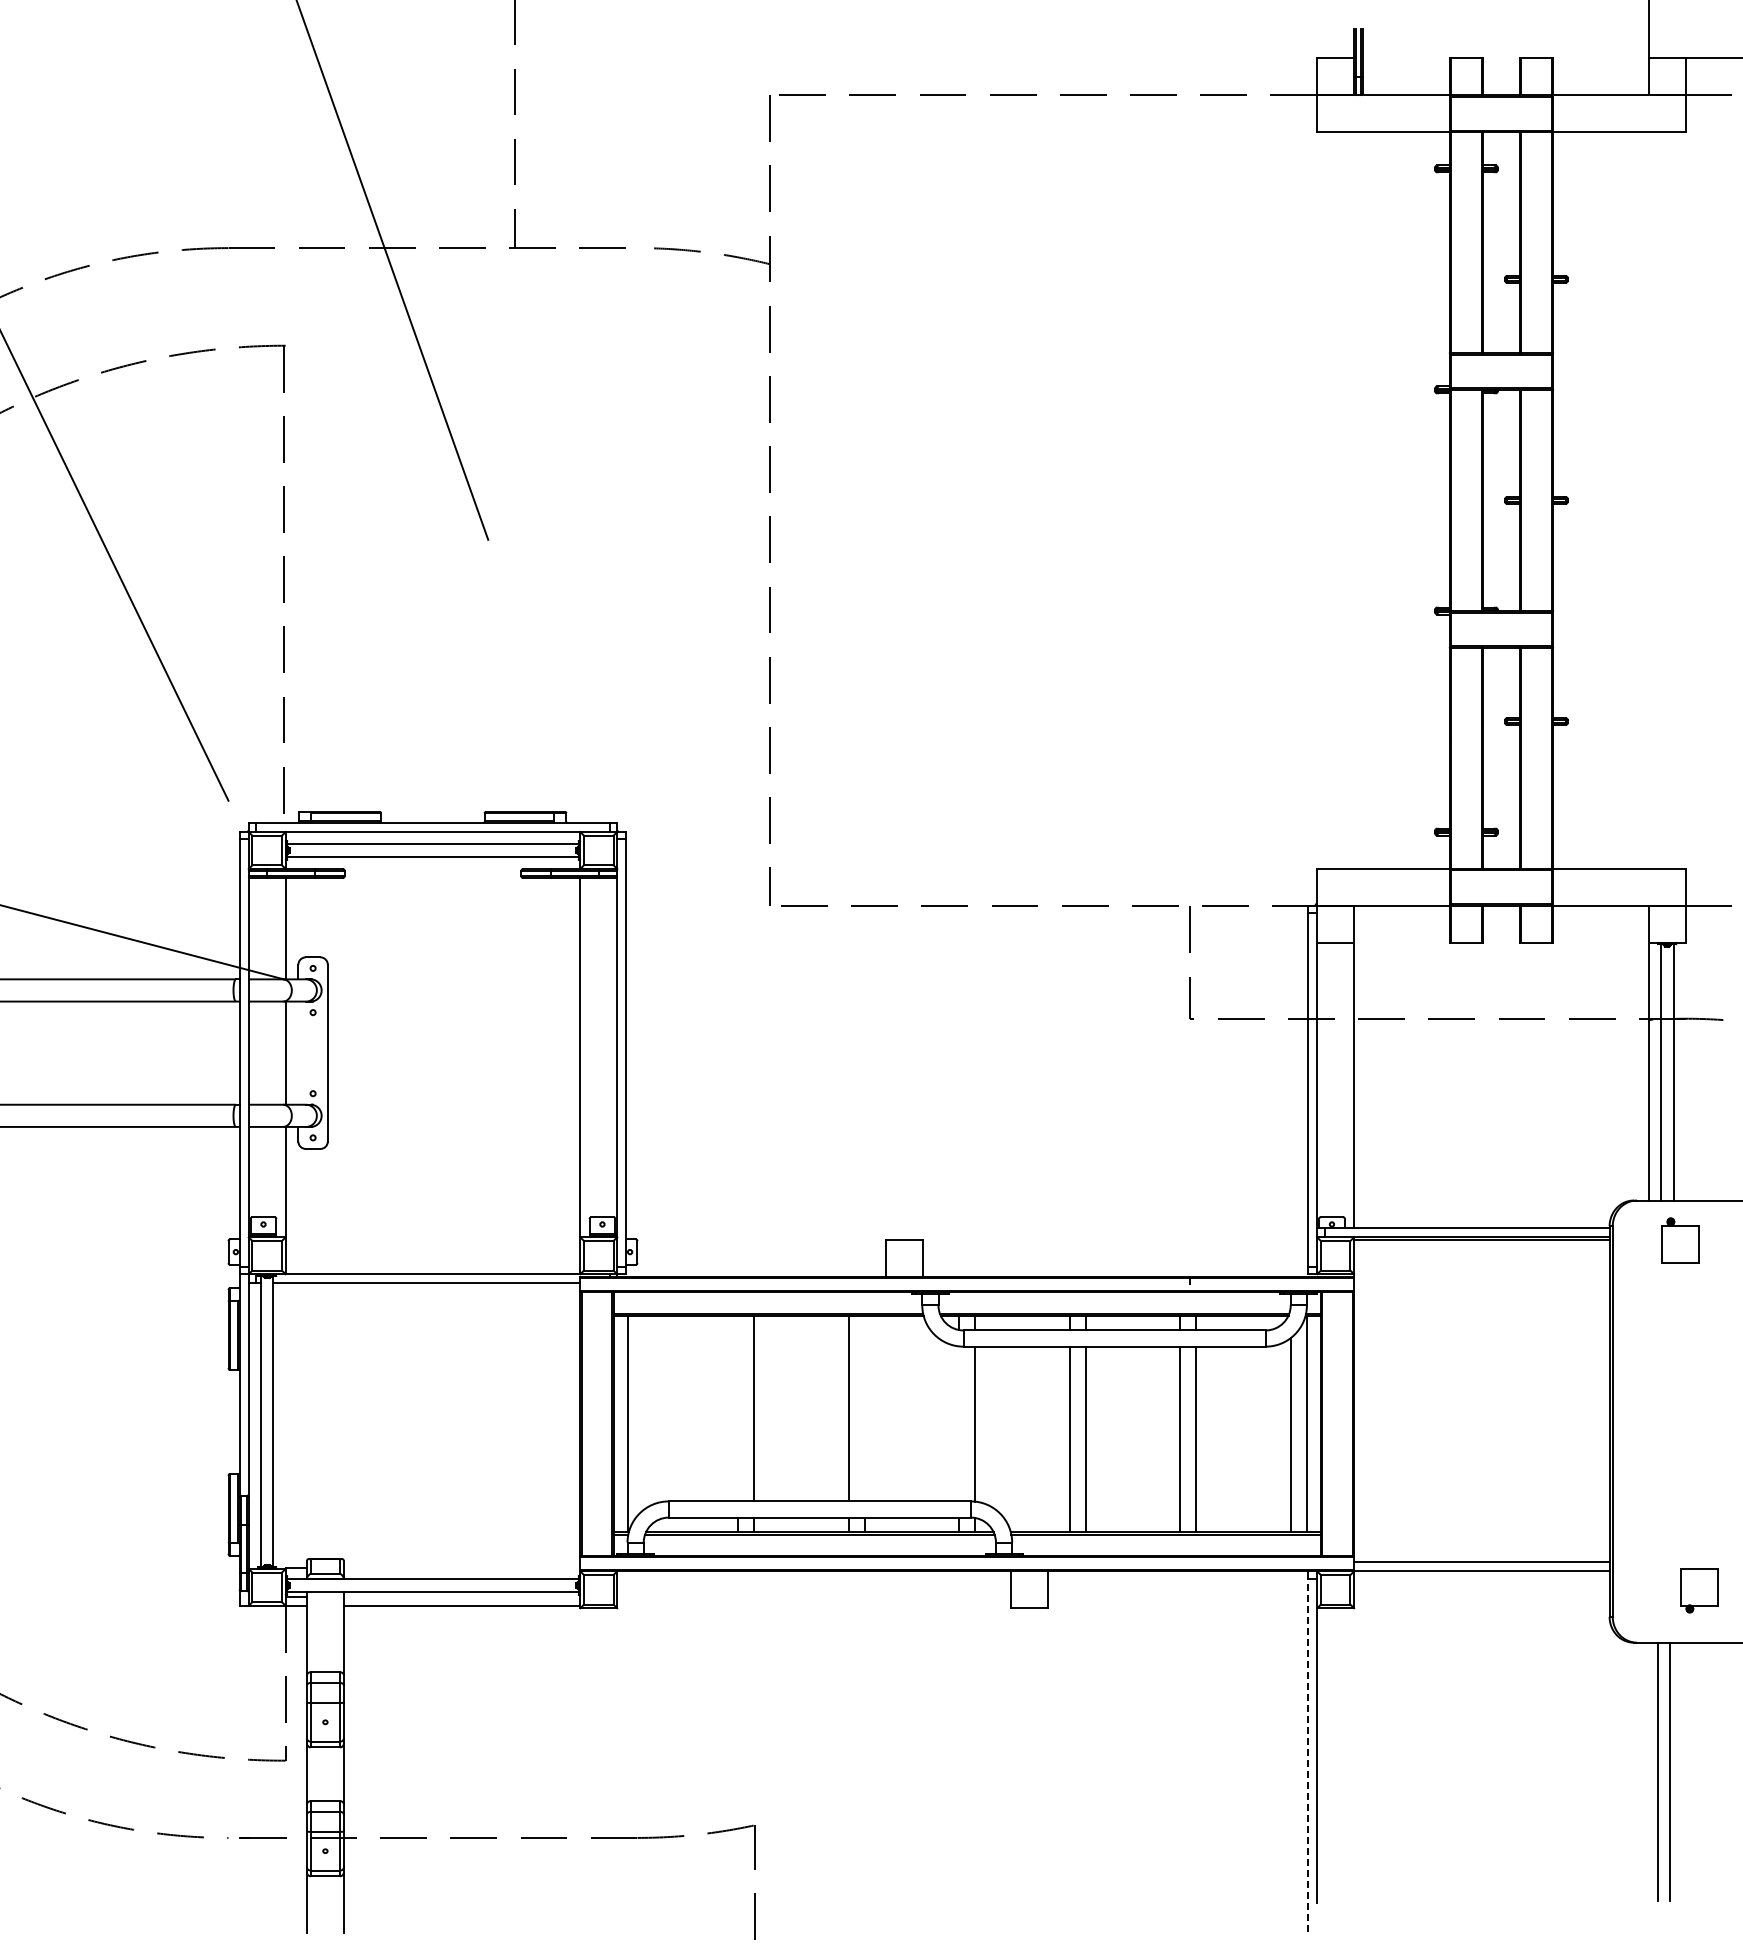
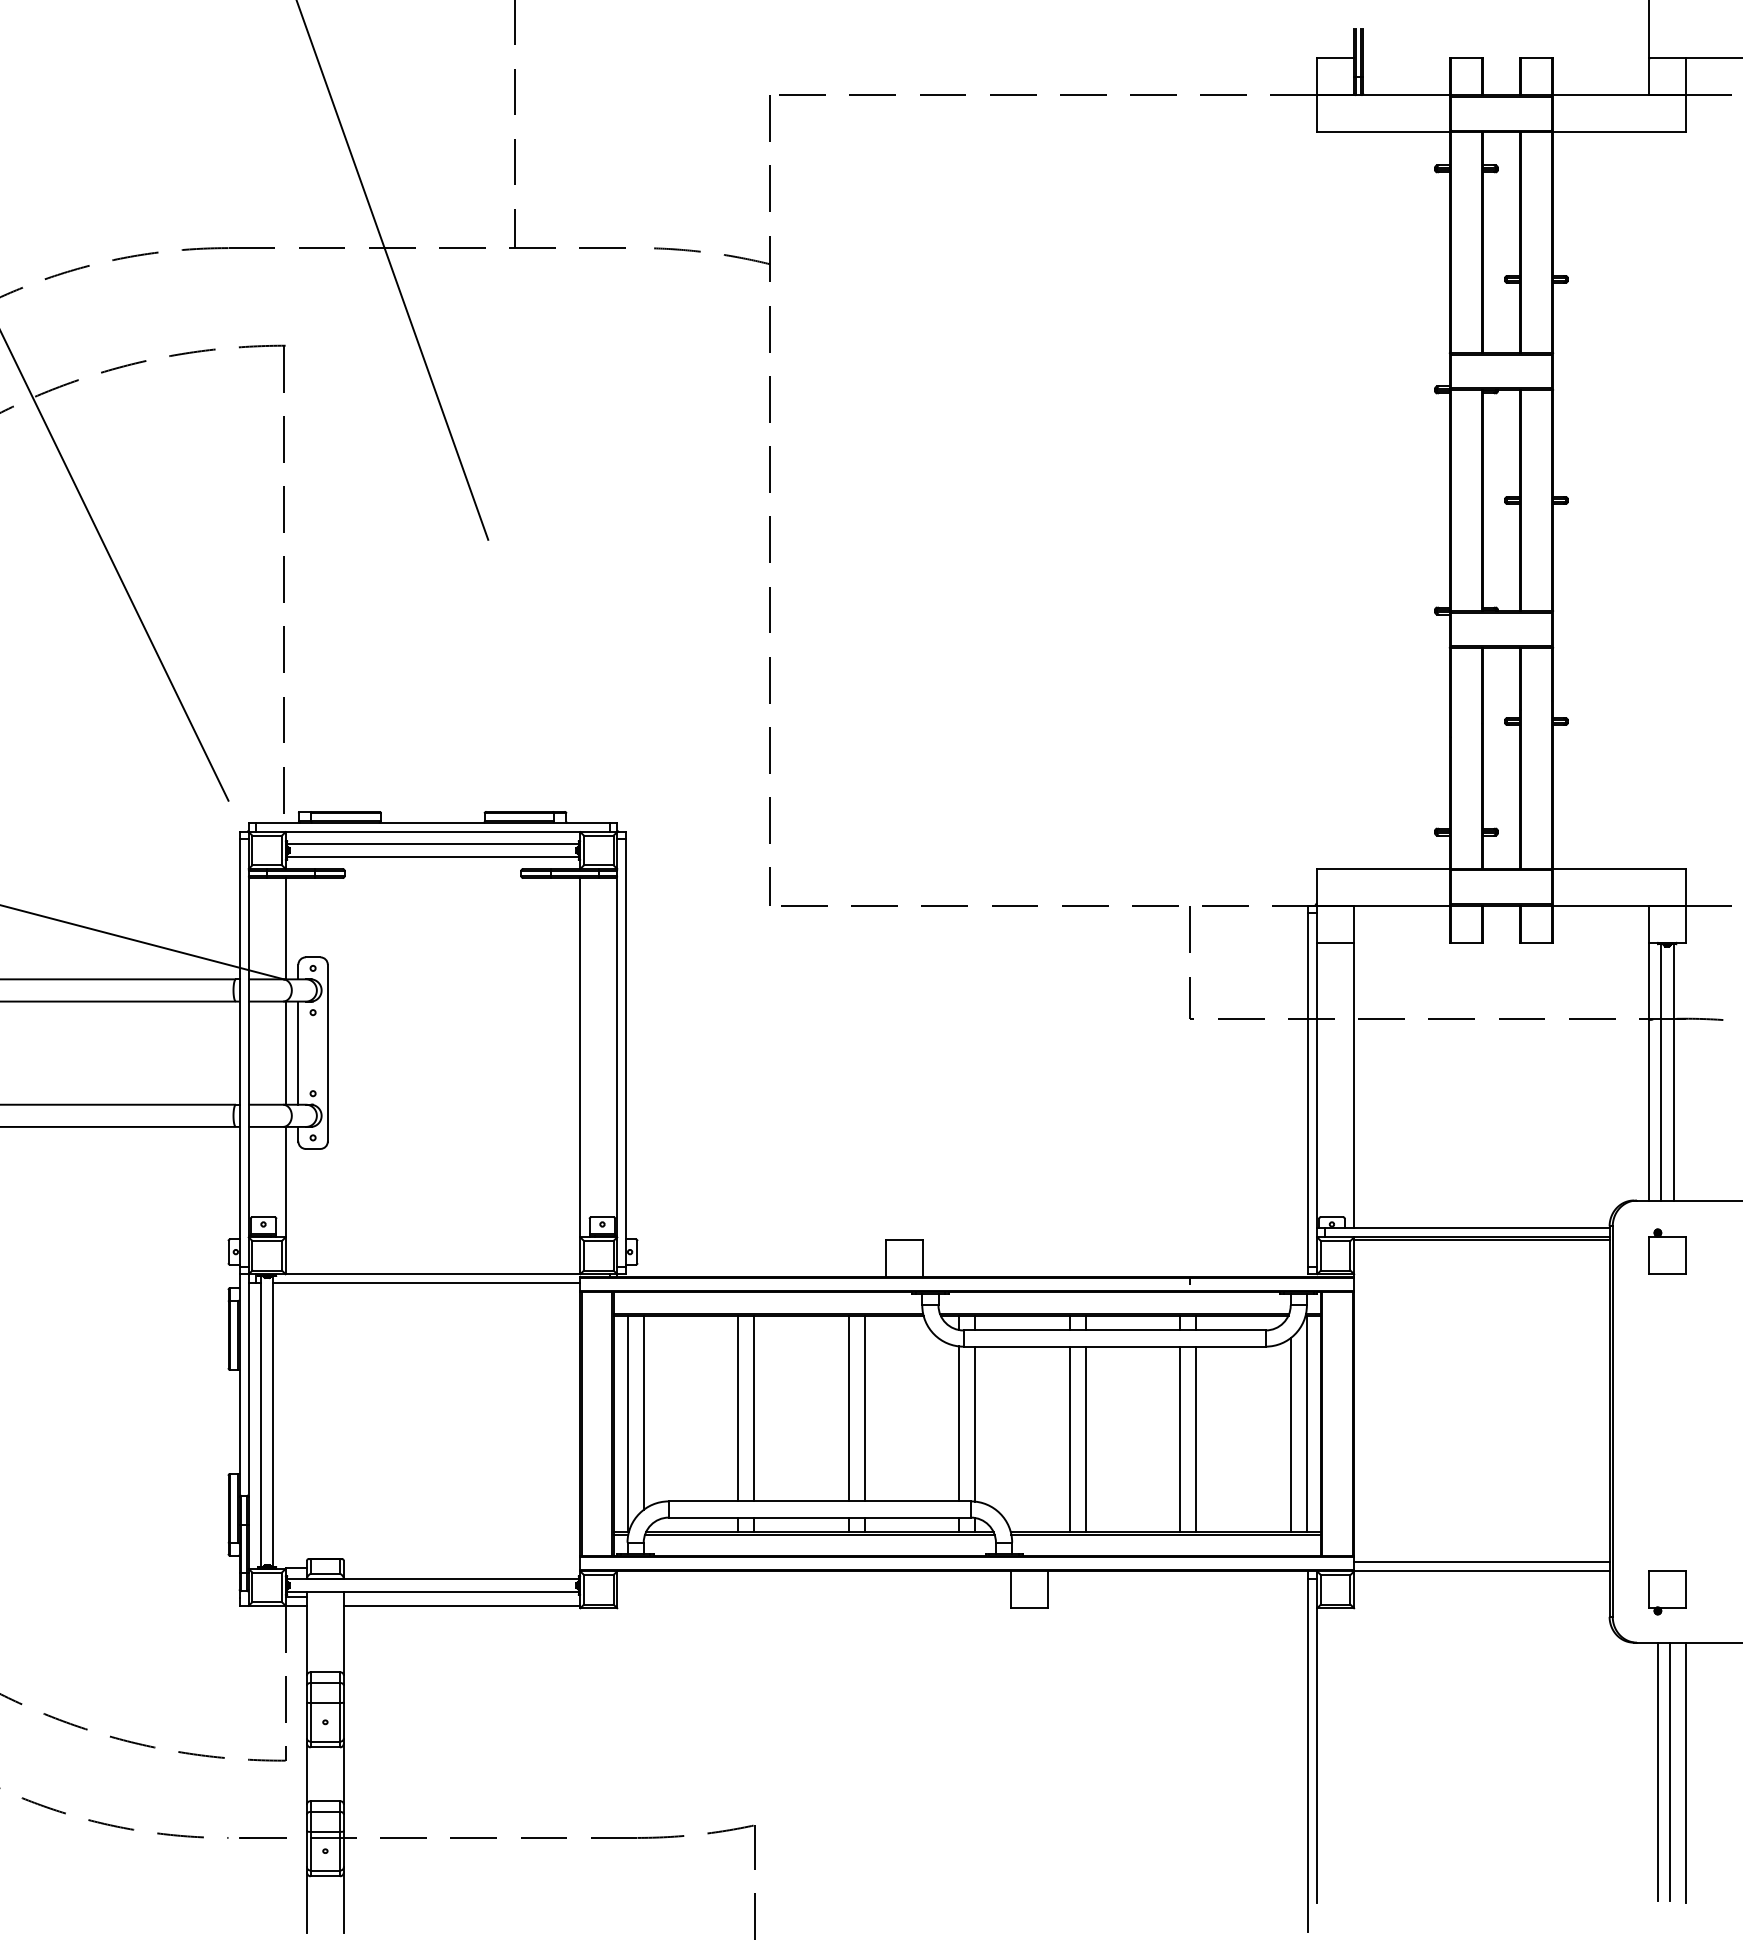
line: none -> present (298, 1052)
part position: (1680, 1240) -> (1667, 1251) (1667, 1251)
line: none -> present (738, 1408)
line: none -> present (864, 1408)
line: none -> present (643, 1412)
line: none -> present (959, 1423)
part position: (1699, 1590) -> (1667, 1592) (1667, 1592)
line: dashed -> solid (1308, 1755)
line: none -> present (1685, 1772)
